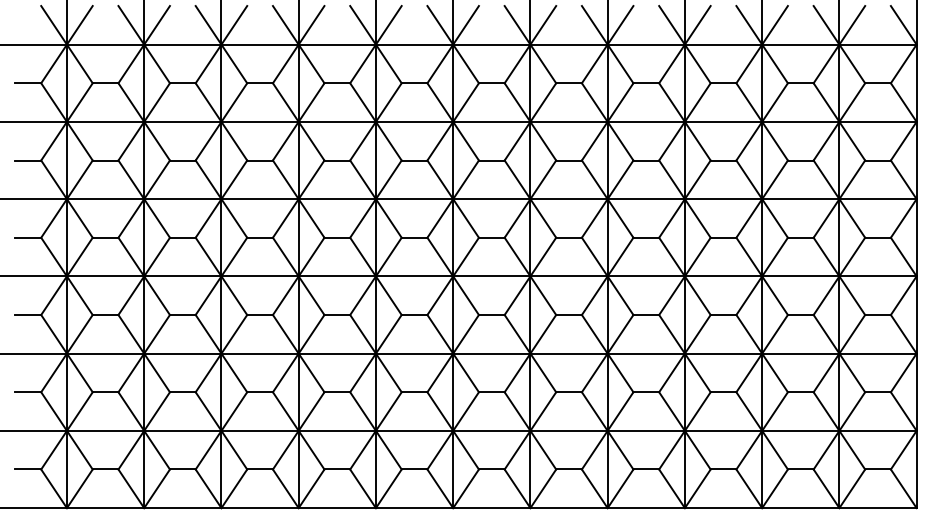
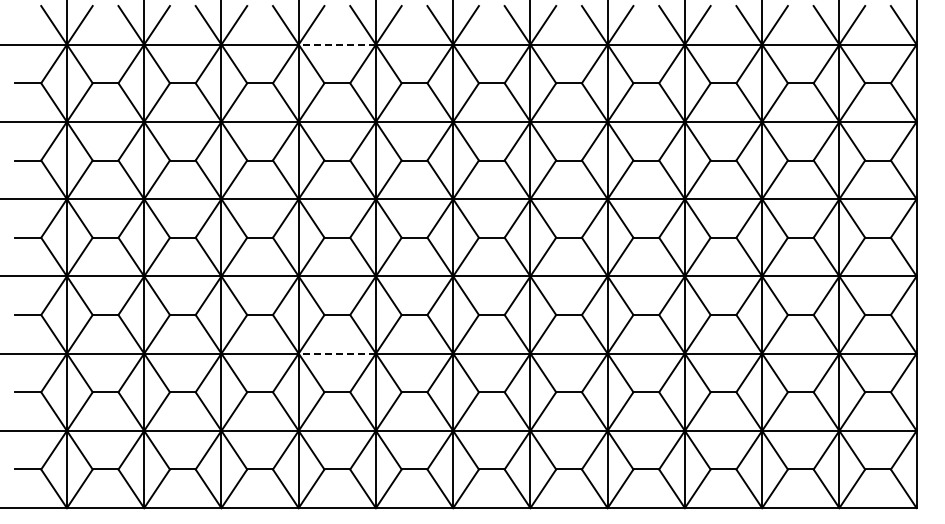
line: solid -> dashed (337, 44)
line: solid -> dashed (337, 353)
